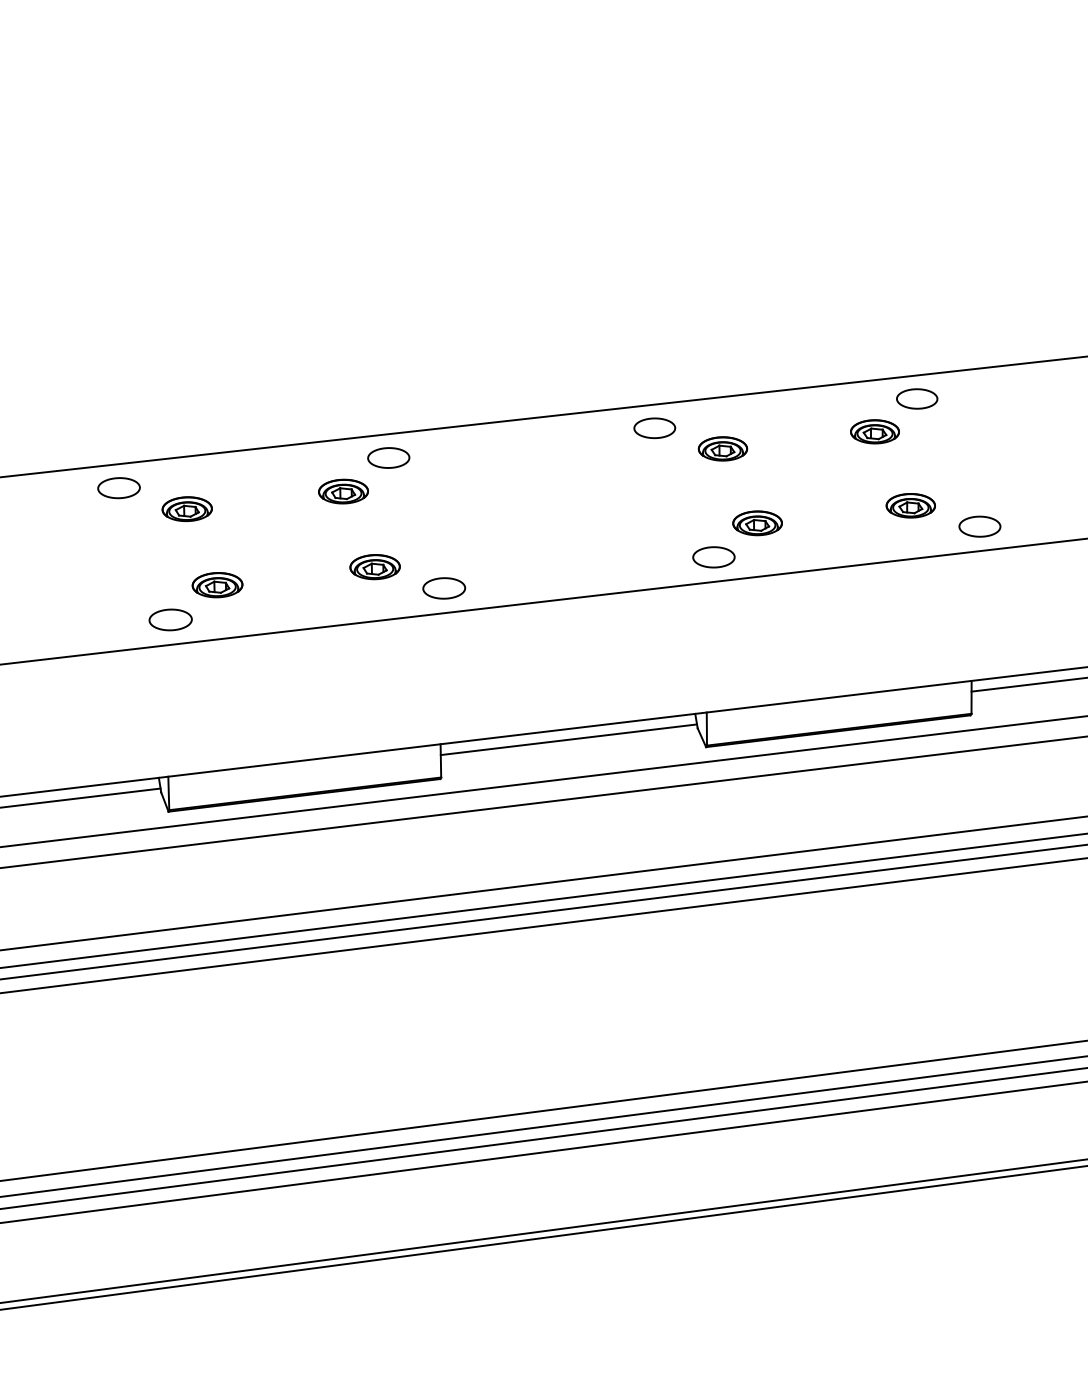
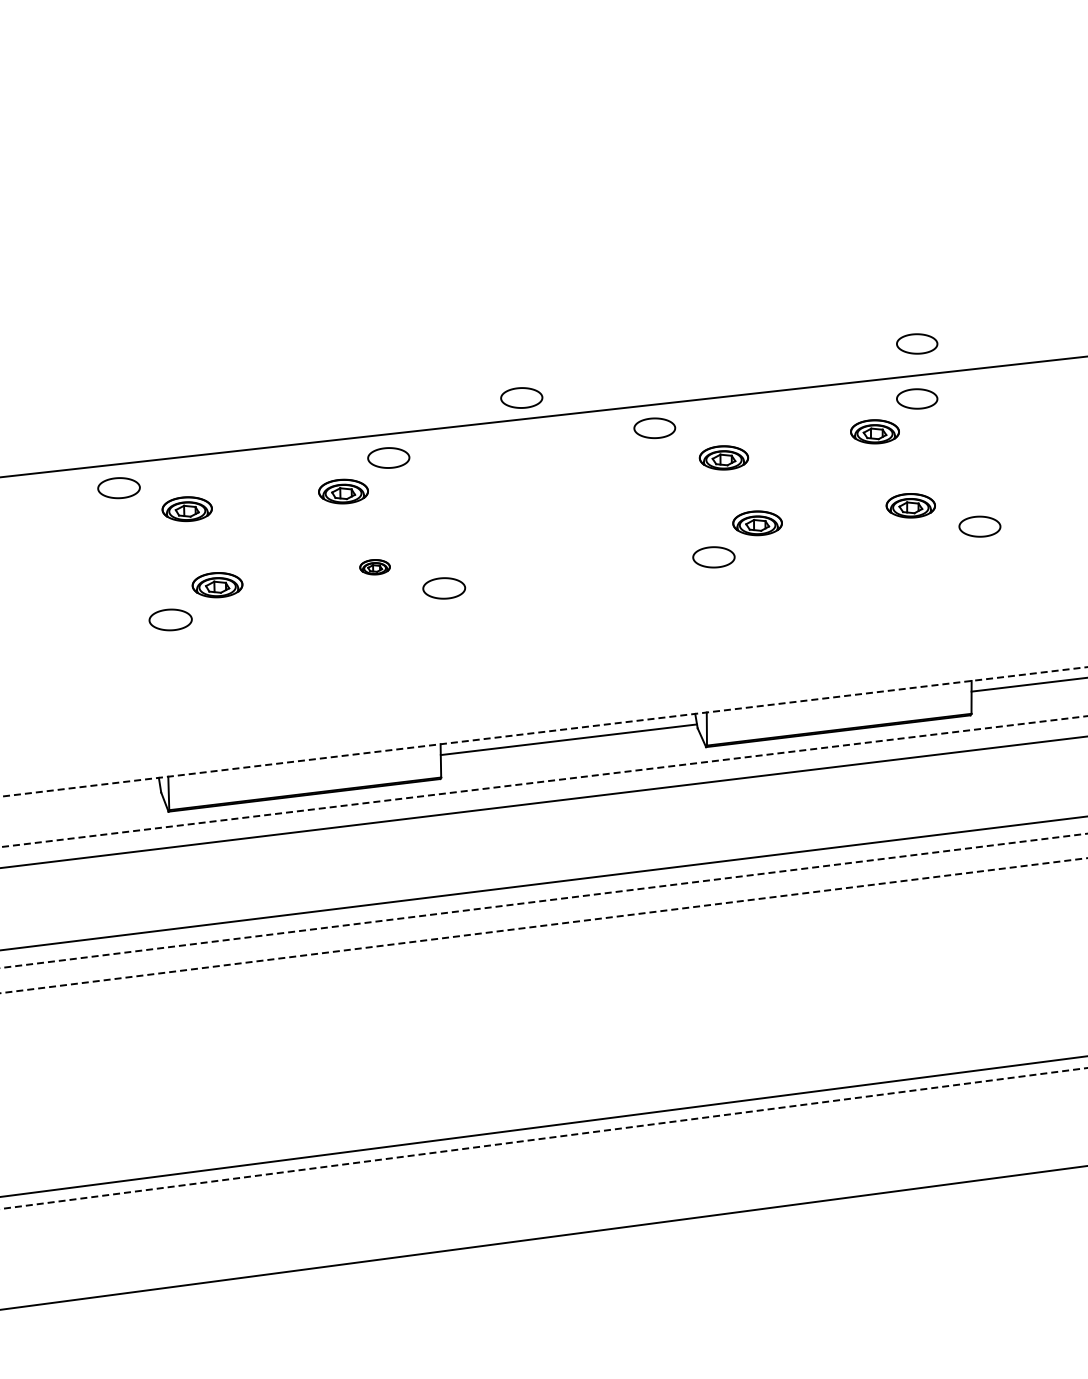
part: none -> present (917, 343)
part: none -> present (521, 397)
part position: (722, 448) -> (723, 457) (723, 457)
part size: 52x27 px -> 32x17 px (374, 567)
line: present -> none (543, 601)
line: solid -> dashed (543, 732)
line: solid -> dashed (545, 781)
line: present -> none (81, 797)
line: solid -> dashed (545, 900)
line: present -> none (543, 912)
line: solid -> dashed (543, 925)
line: present -> none (543, 1110)
line: solid -> dashed (543, 1138)
line: present -> none (543, 1152)
line: present -> none (543, 1230)
